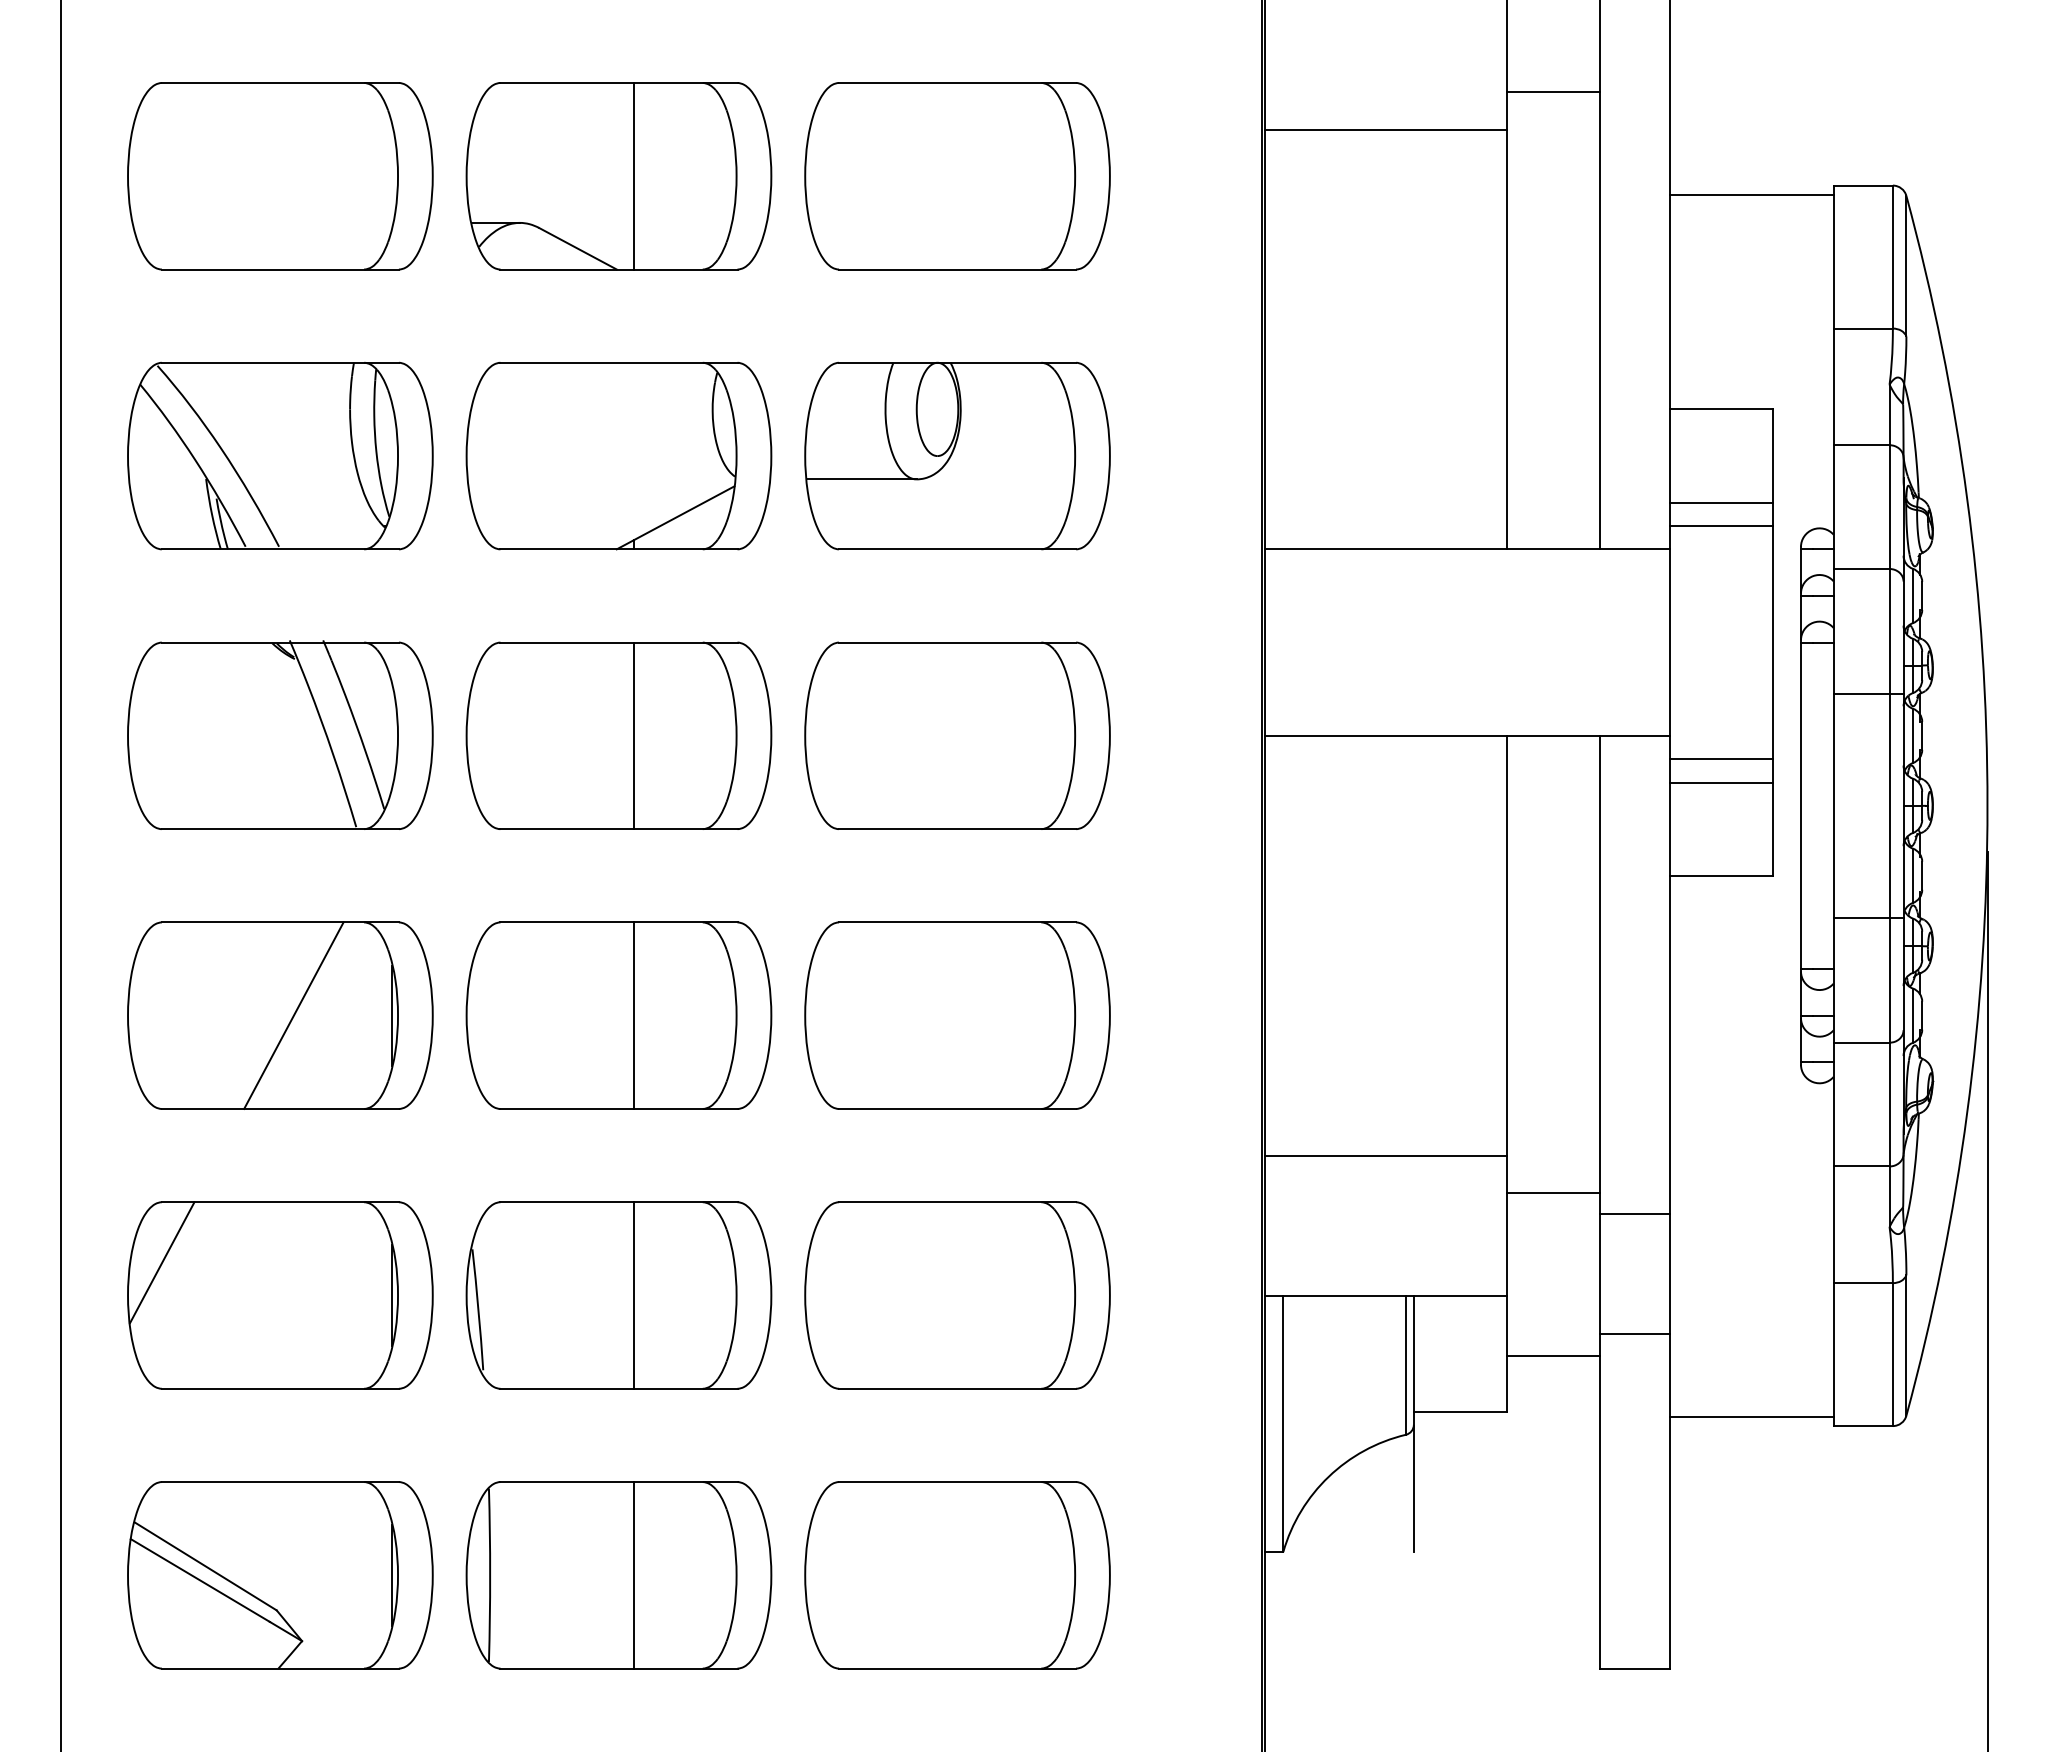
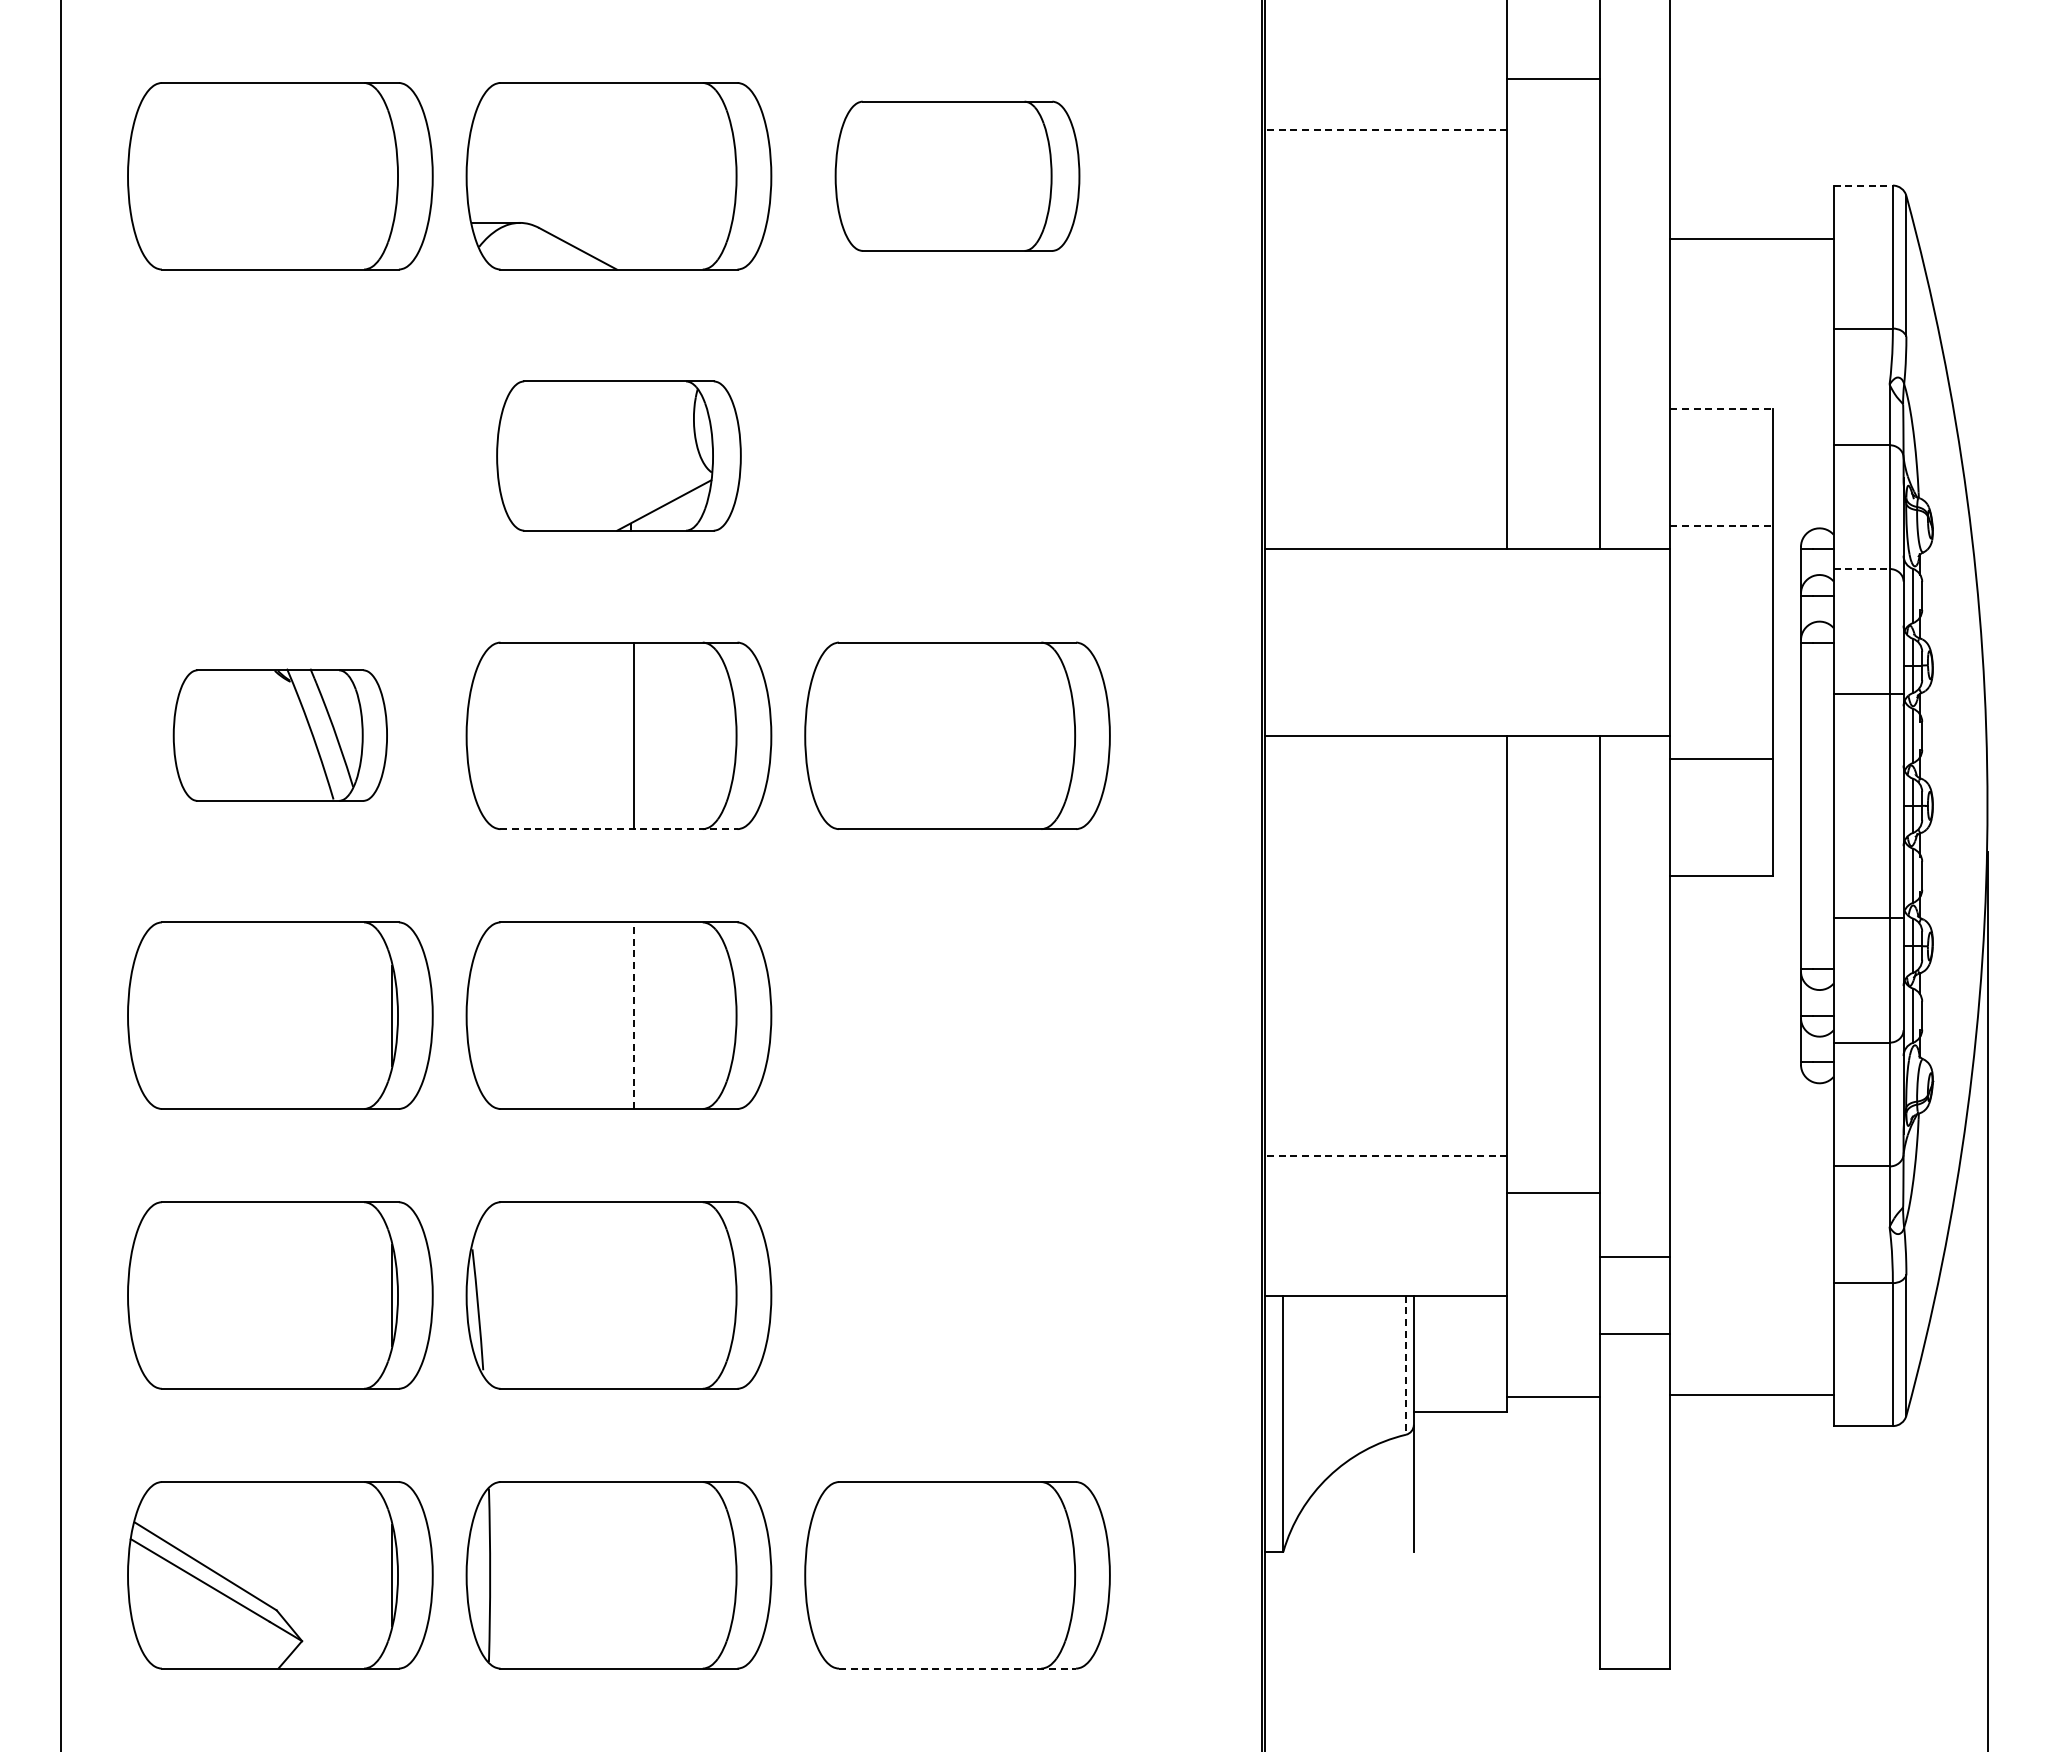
line position: (1553, 92) -> (1553, 79) (1553, 79)
line: solid -> dashed (1385, 129)
line: present -> none (633, 175)
part size: 307x189 px -> 247x152 px (957, 175)
line: solid -> dashed (1863, 185)
line position: (1751, 194) -> (1751, 238) (1751, 238)
line: solid -> dashed (1722, 409)
part: present -> none (280, 455)
part size: 308x190 px -> 246x152 px (618, 455)
part: present -> none (957, 455)
line: present -> none (1721, 502)
line: solid -> dashed (1722, 526)
line: solid -> dashed (1861, 568)
part size: 307x190 px -> 216x134 px (279, 734)
line: present -> none (1721, 782)
line: solid -> dashed (618, 829)
line: present -> none (293, 1015)
line: solid -> dashed (633, 1015)
part: present -> none (957, 1015)
line: solid -> dashed (1385, 1155)
line position: (1635, 1214) -> (1635, 1257) (1635, 1257)
line: present -> none (162, 1262)
line: present -> none (633, 1295)
part: present -> none (957, 1295)
line position: (1553, 1356) -> (1553, 1397) (1553, 1397)
line: solid -> dashed (1405, 1365)
line position: (1751, 1416) -> (1751, 1394) (1751, 1394)
line: present -> none (633, 1575)
line: solid -> dashed (957, 1668)
